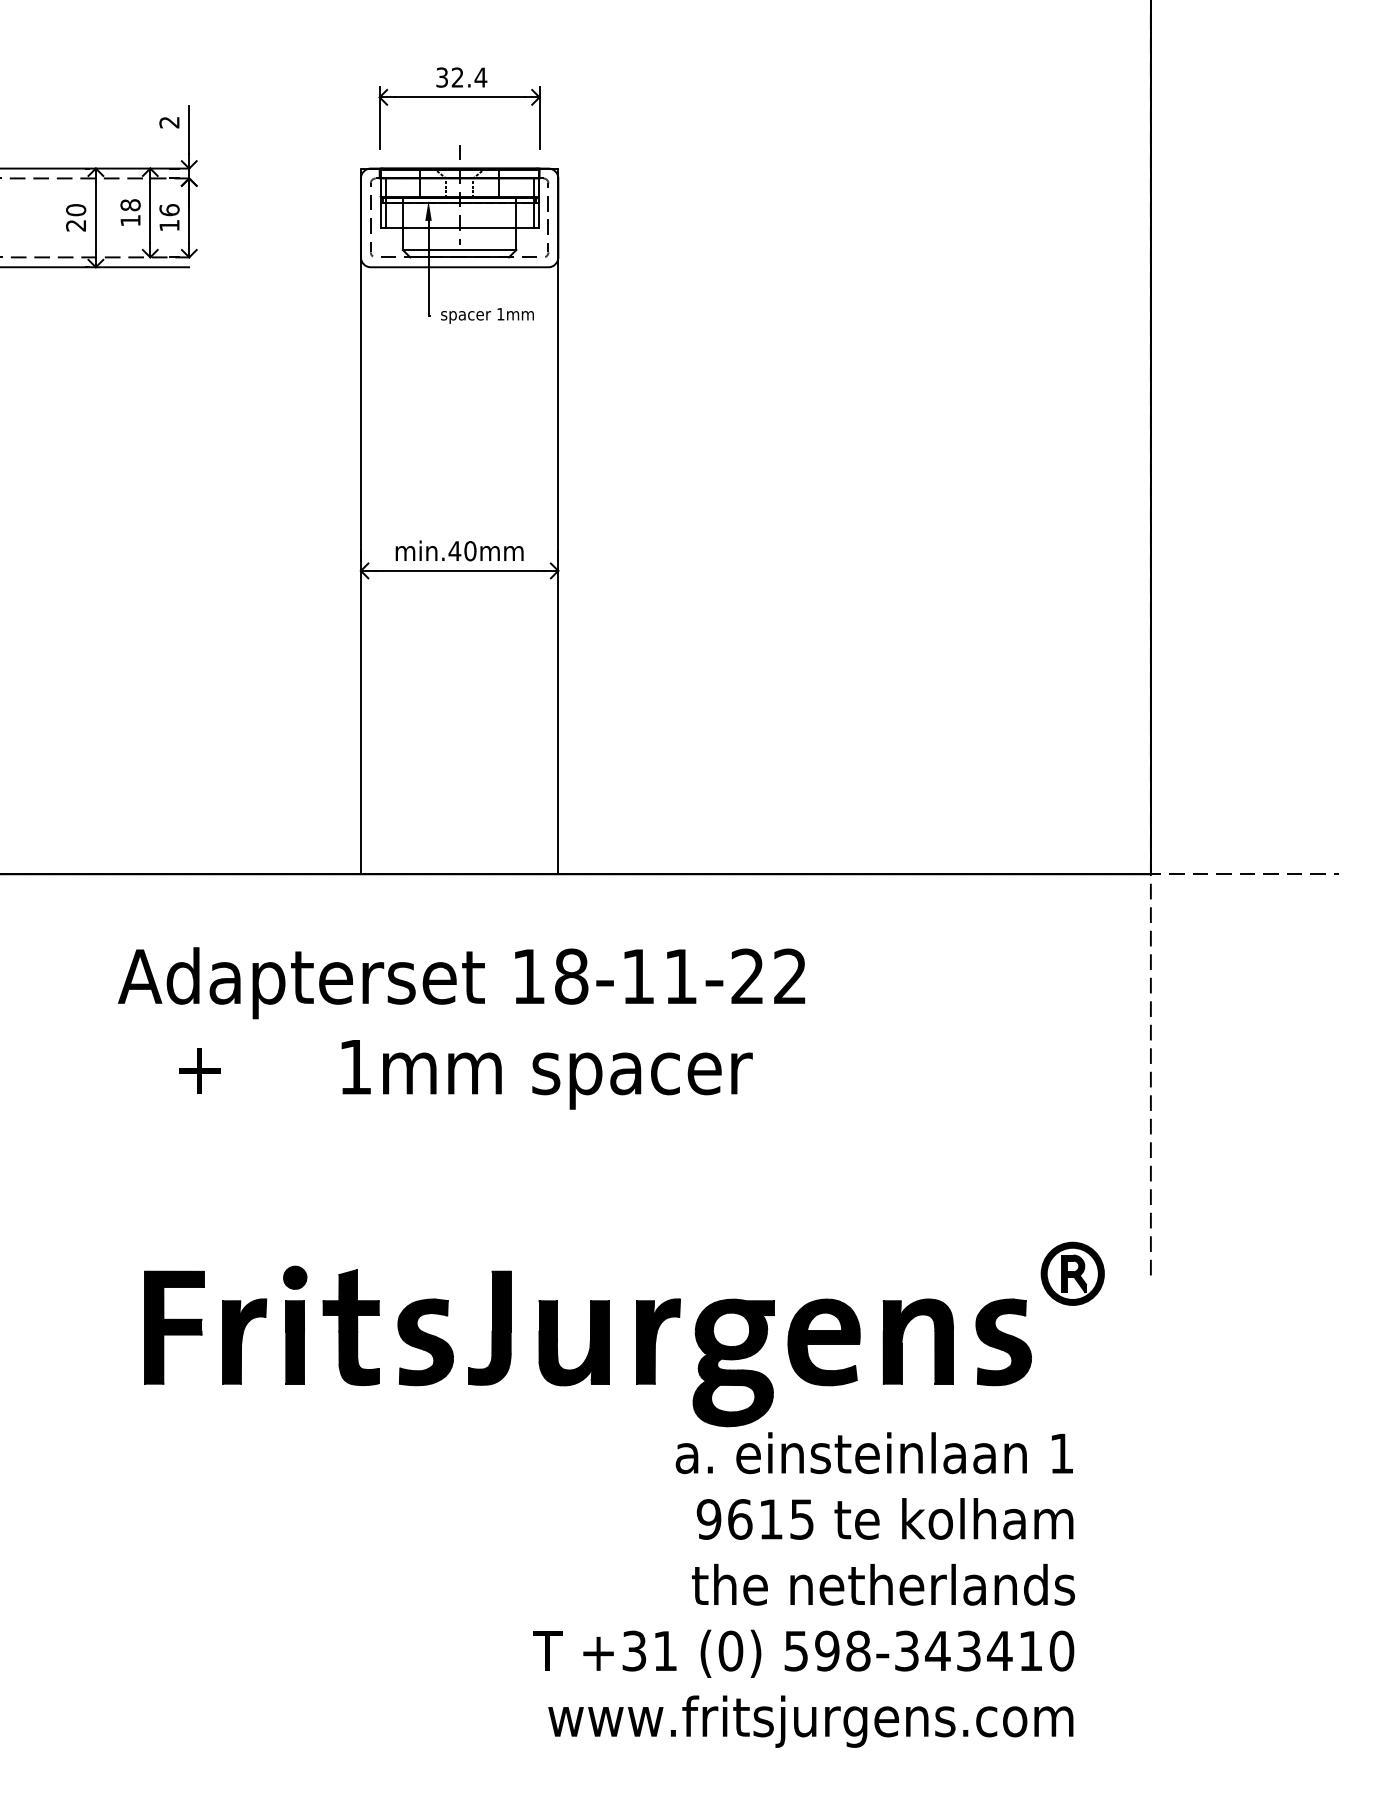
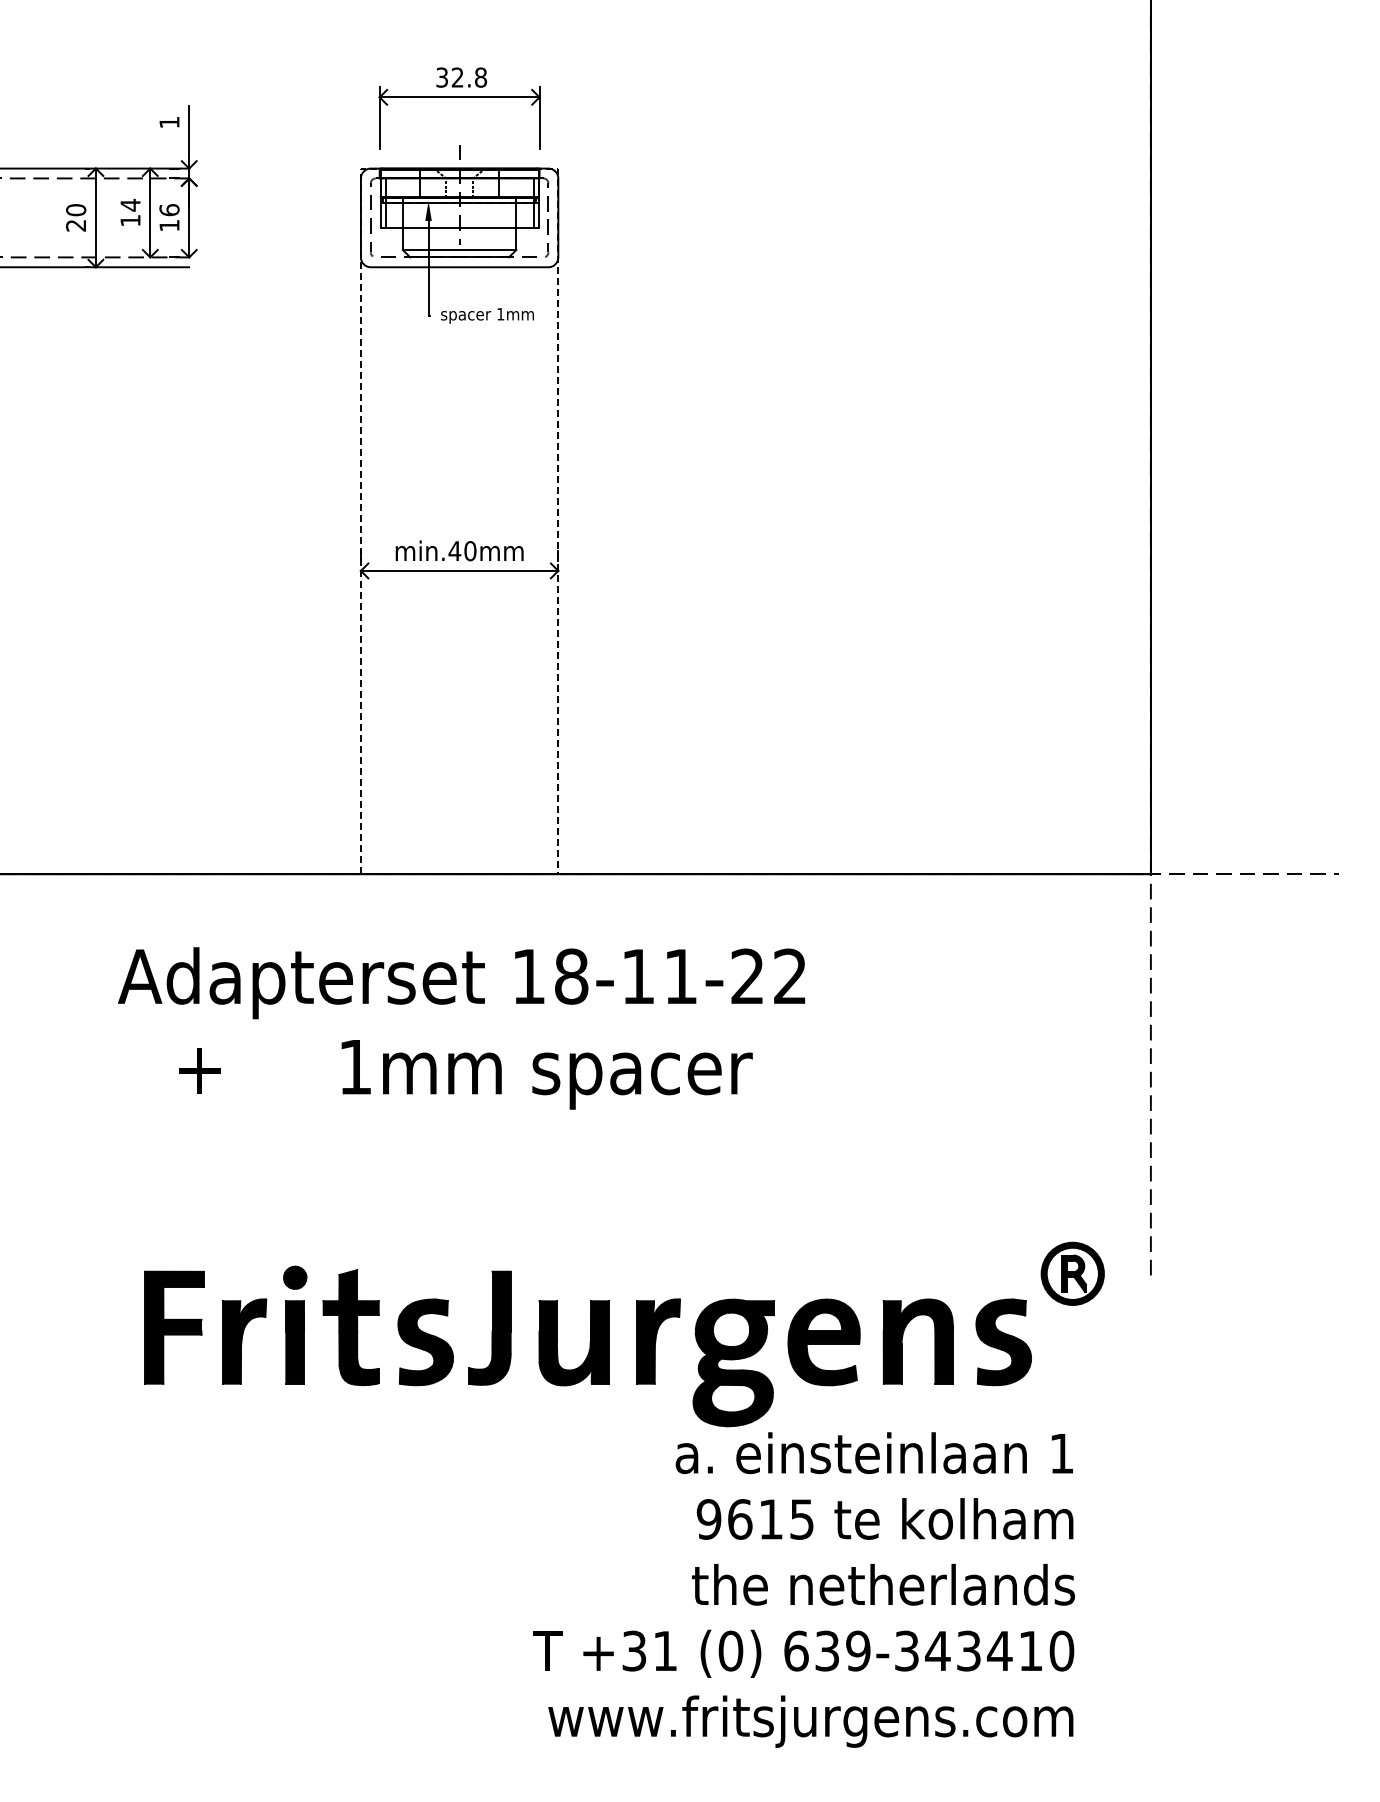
text: 32.4 -> 32.8 (480, 77)
text: 2 -> 1 (169, 122)
line: solid -> dashed (459, 168)
text: 18 -> 14 (130, 204)
text: 598-343410 -> 639-343410 (827, 1650)
